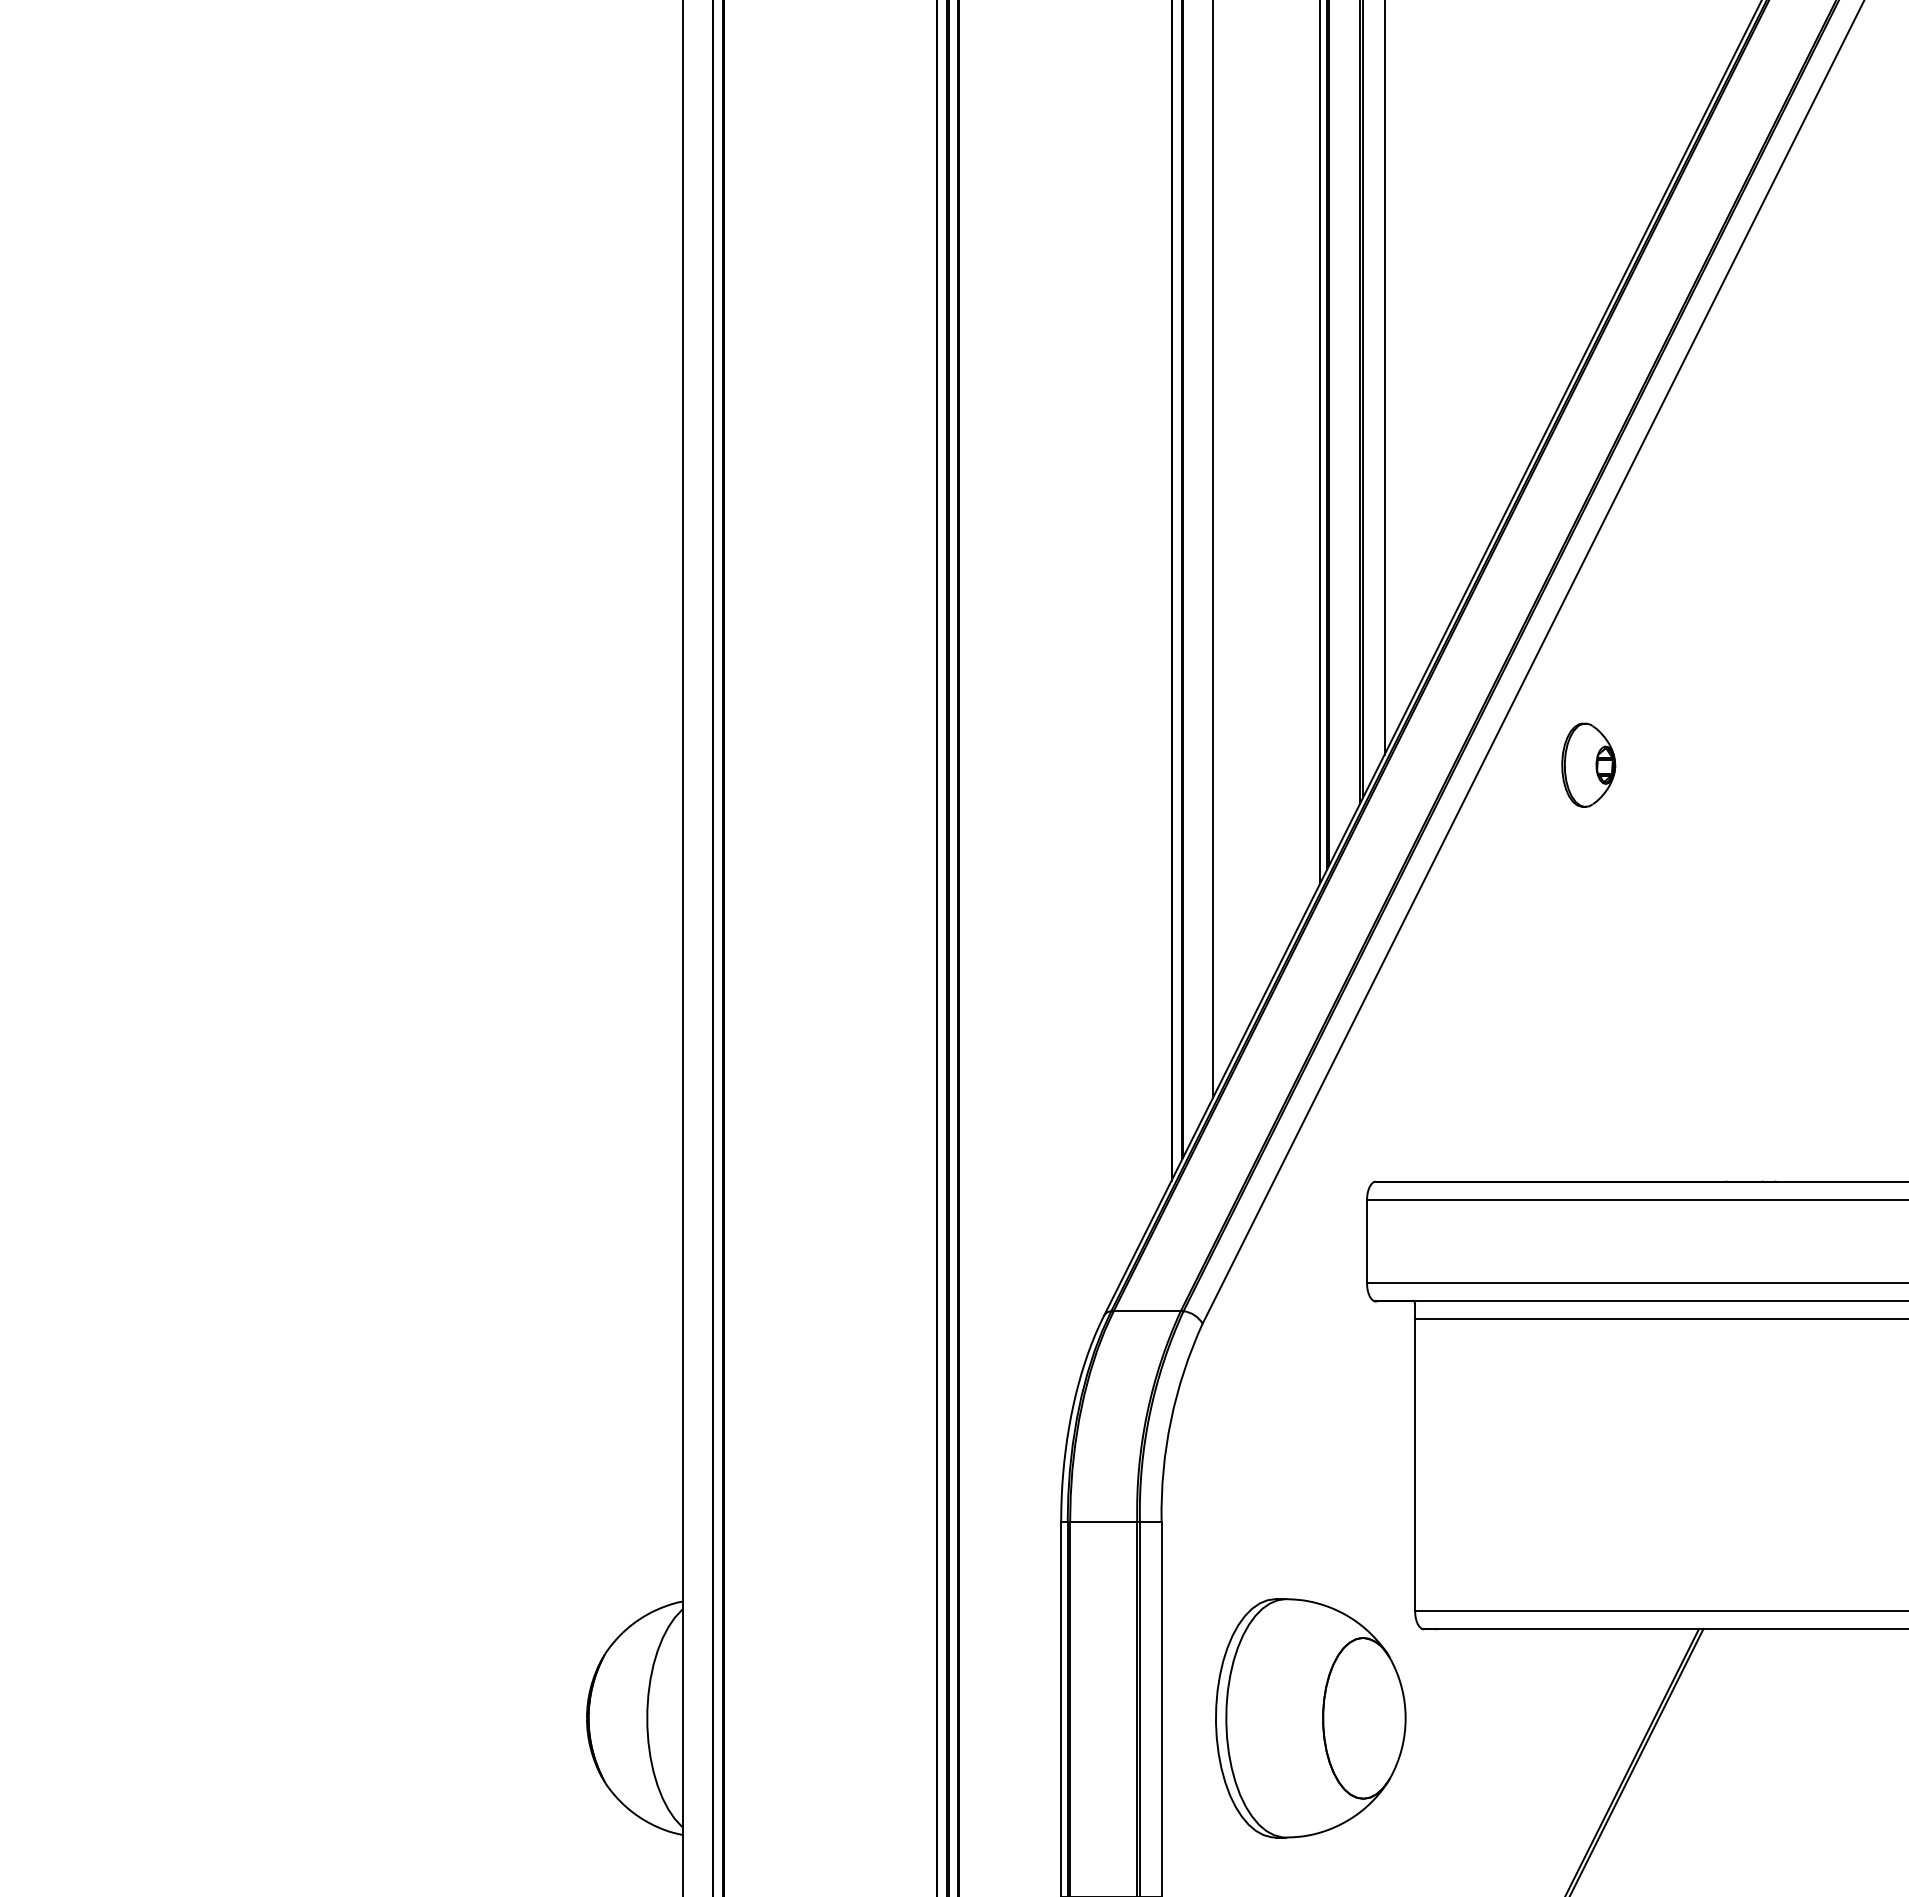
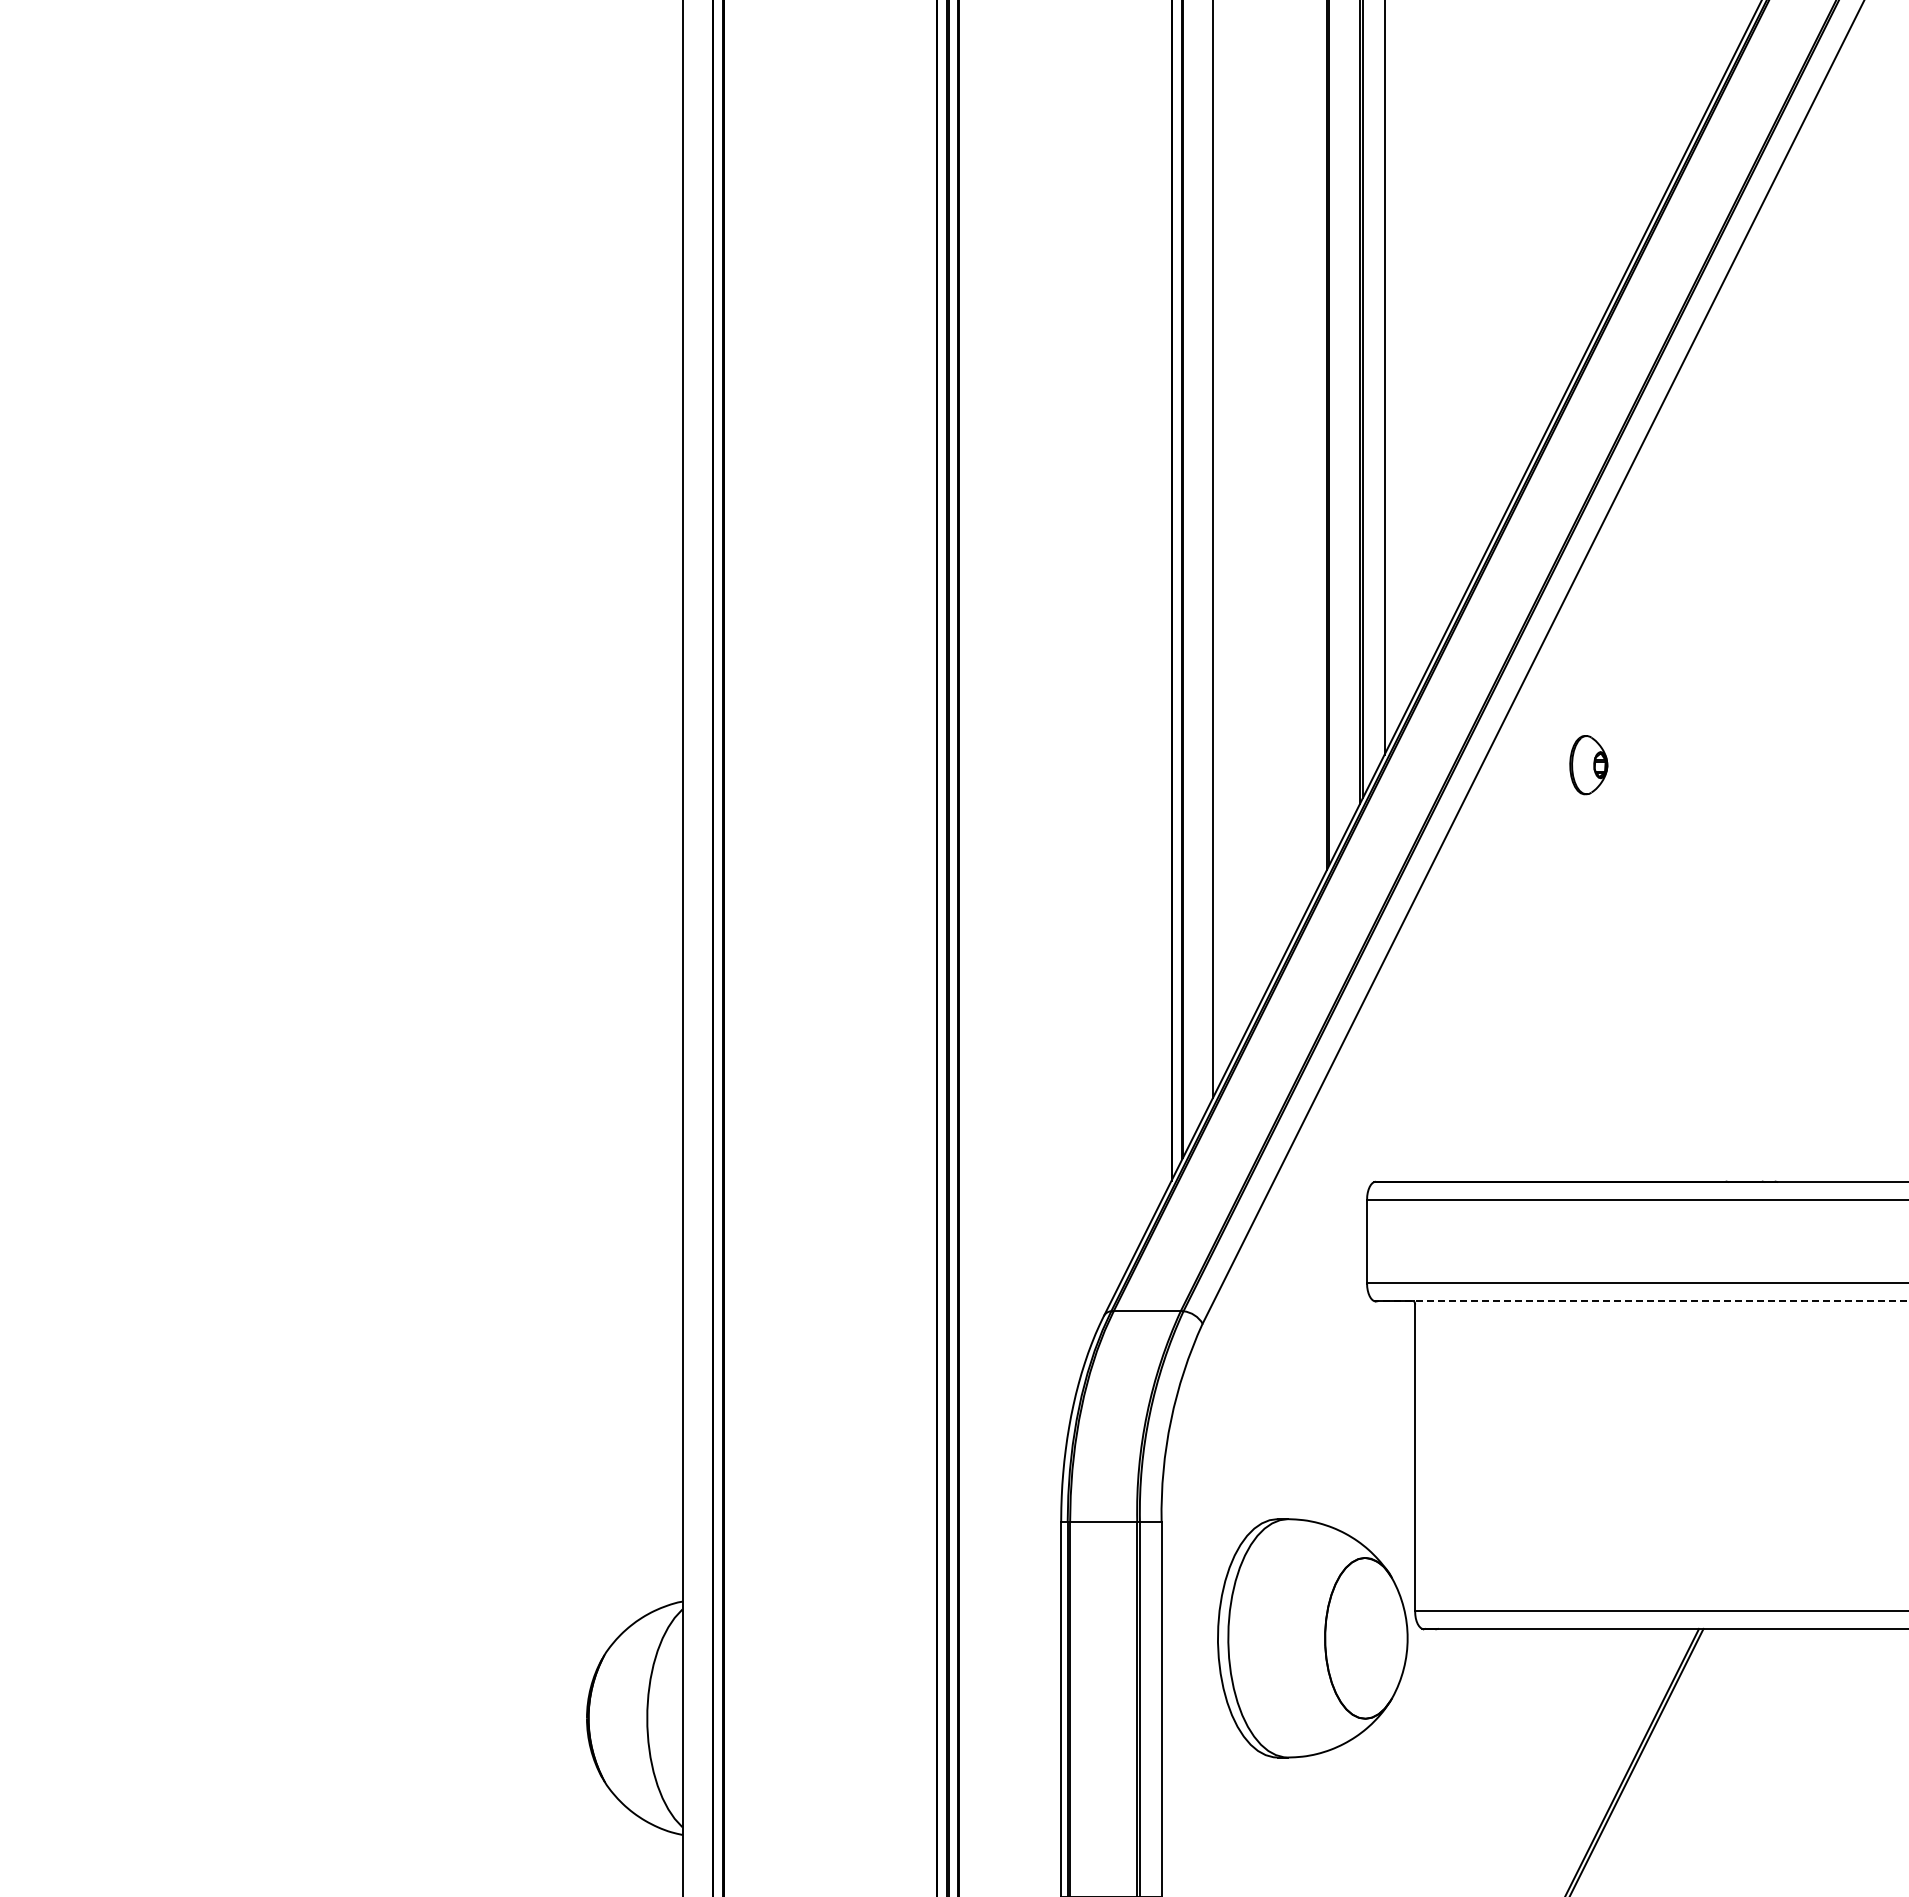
line: present -> none (1320, 442)
part size: 56x86 px -> 40x61 px (1588, 765)
line: solid -> dashed (1641, 1301)
line: present -> none (1660, 1319)
part position: (1310, 1718) -> (1312, 1638) (1312, 1638)
